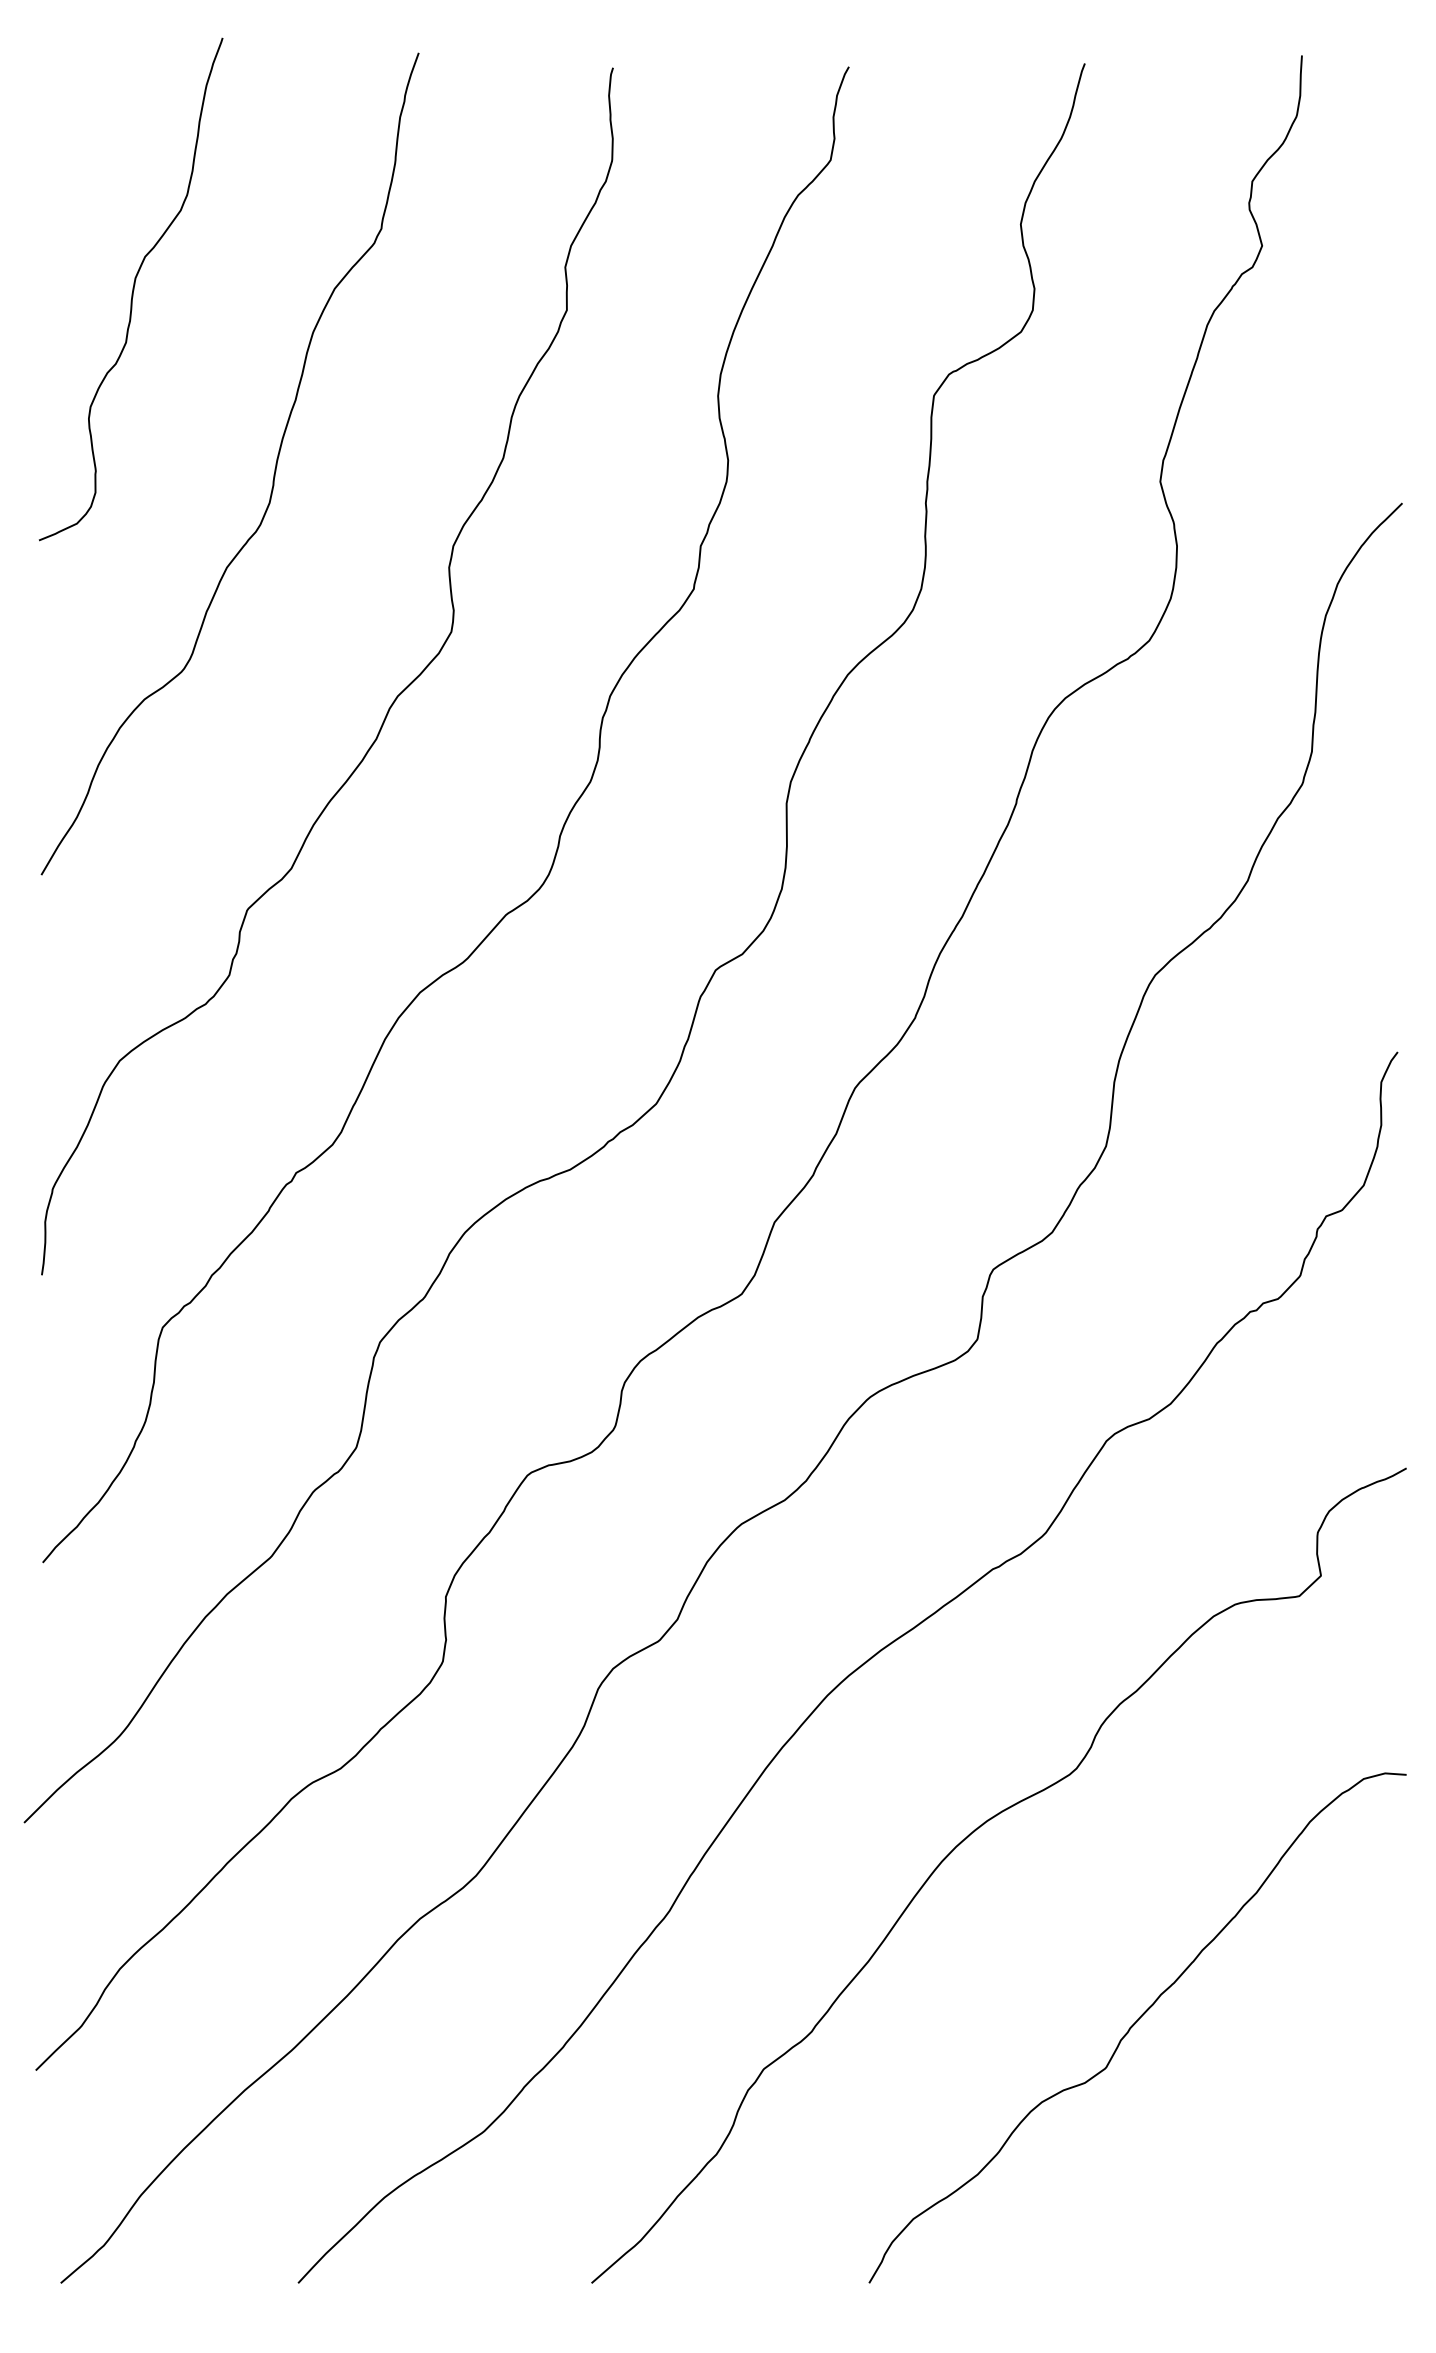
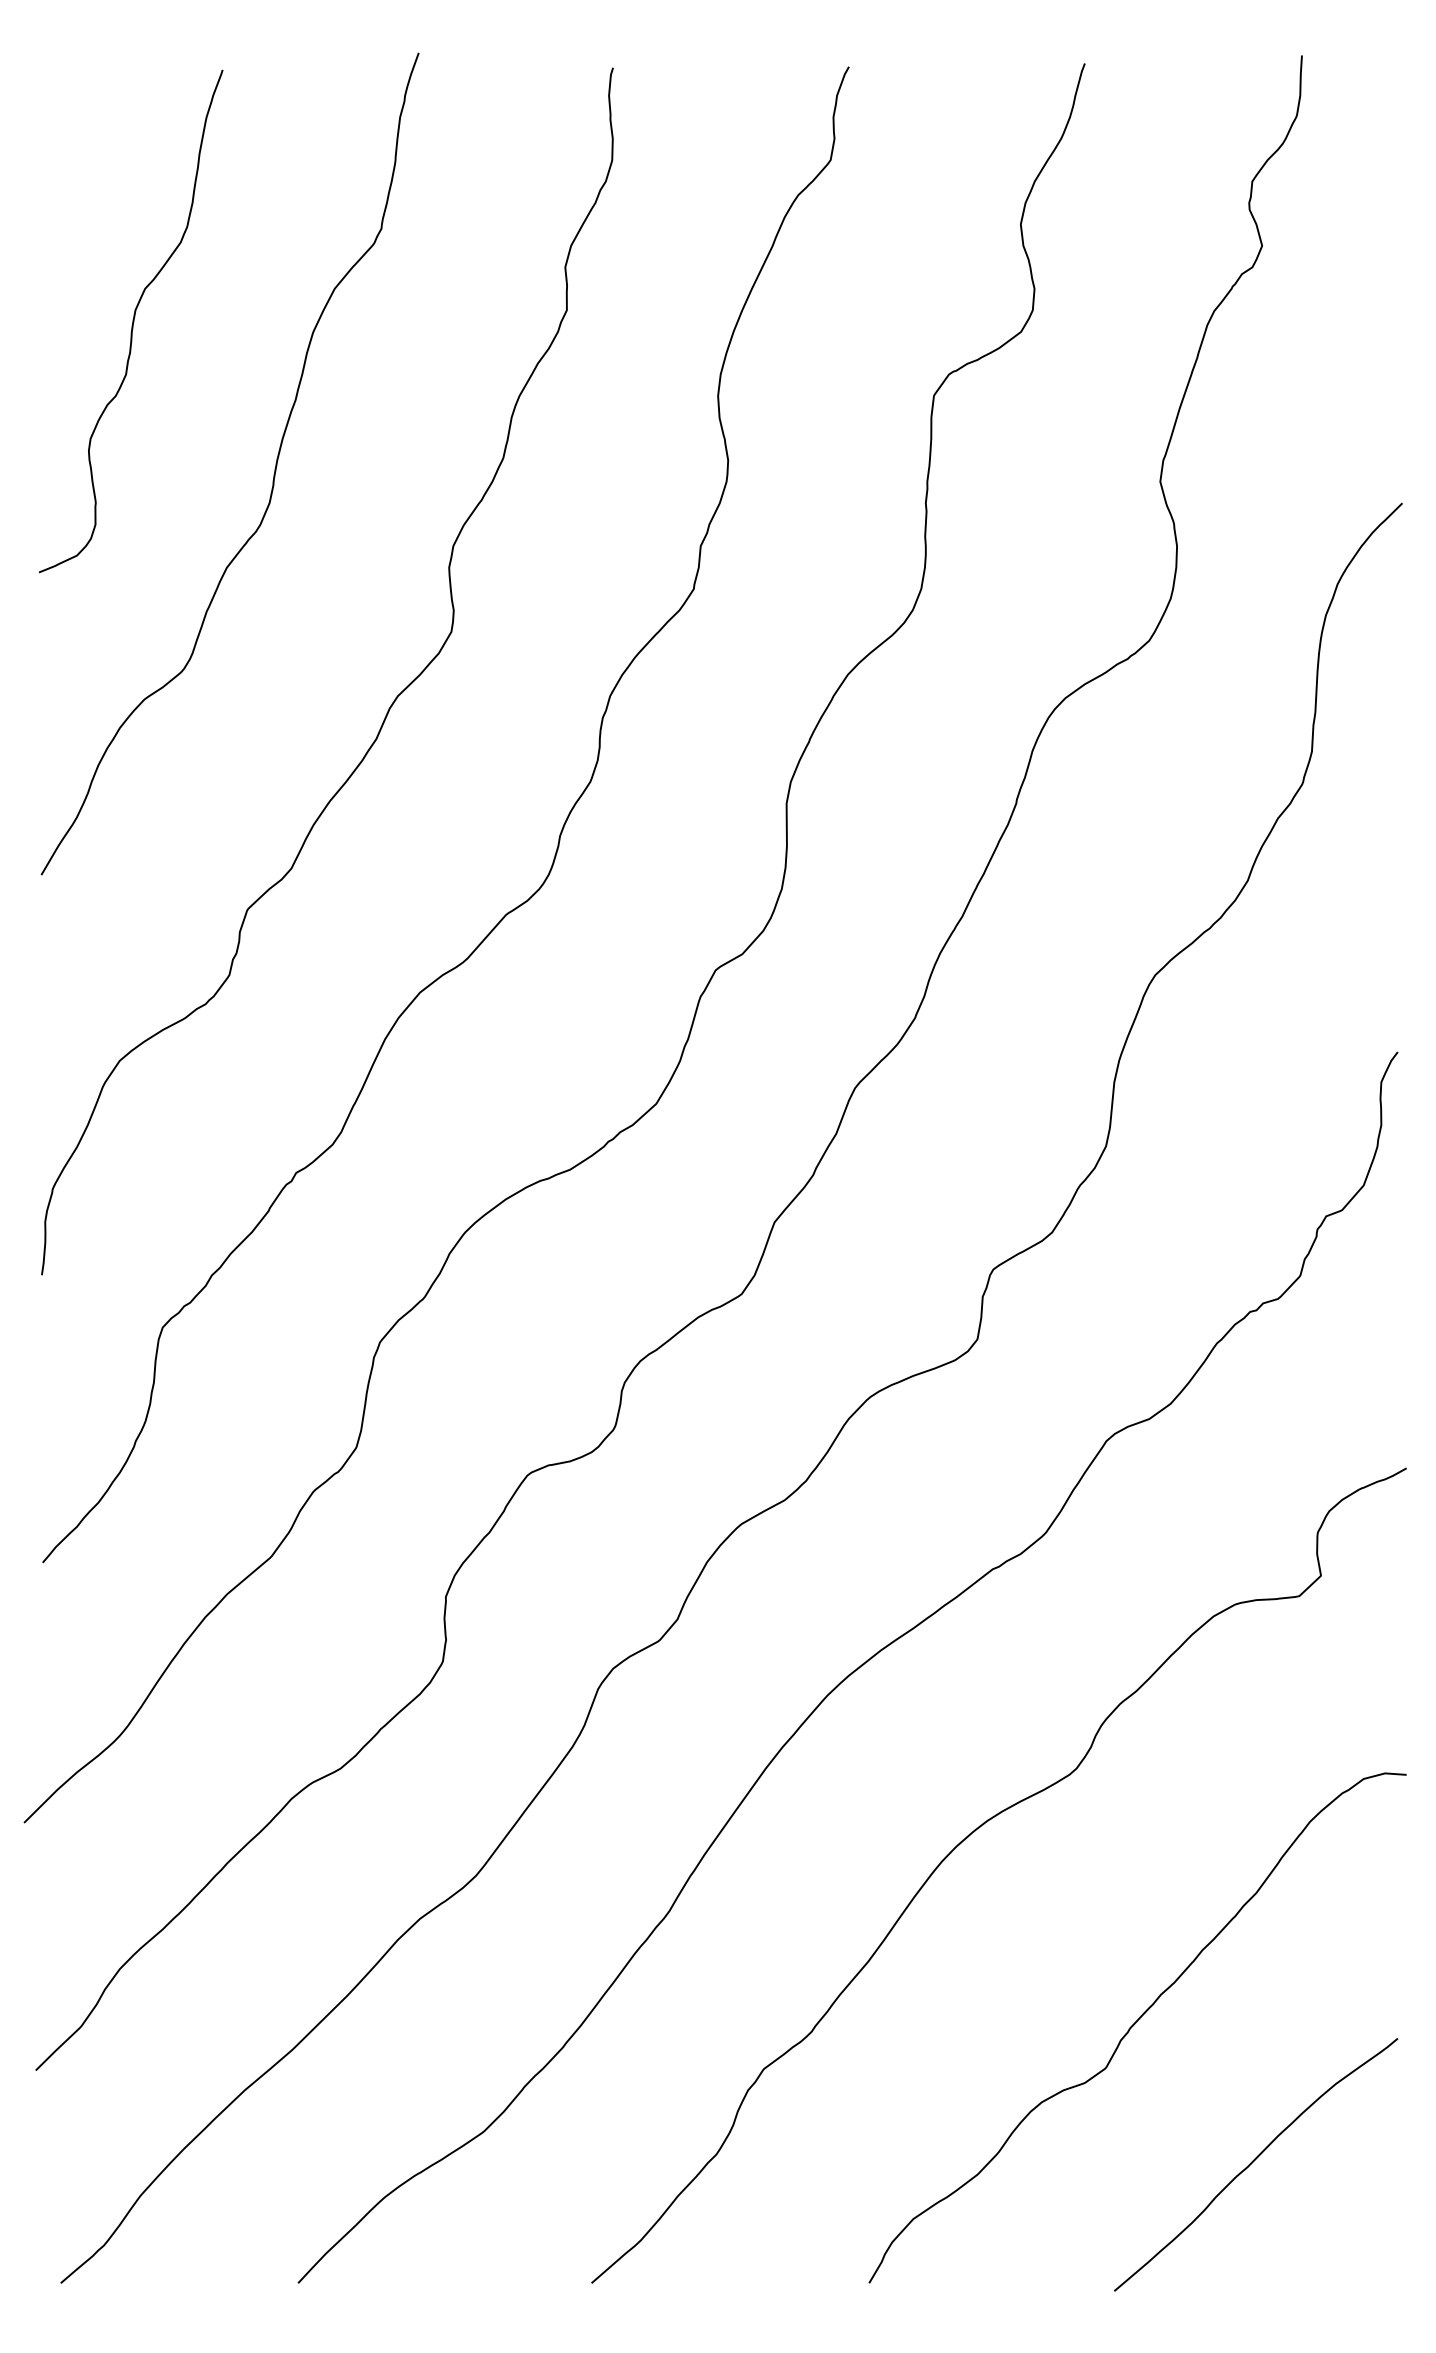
curve position: (132, 289) -> (132, 321) (132, 321)
curve: none -> present (1254, 2161)
